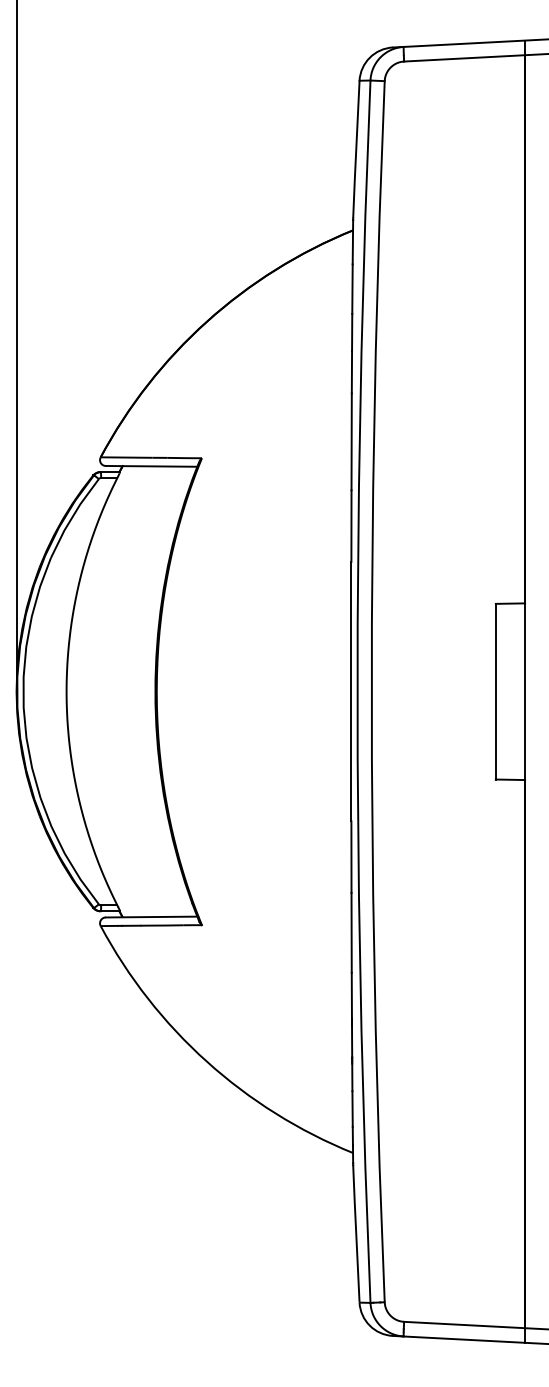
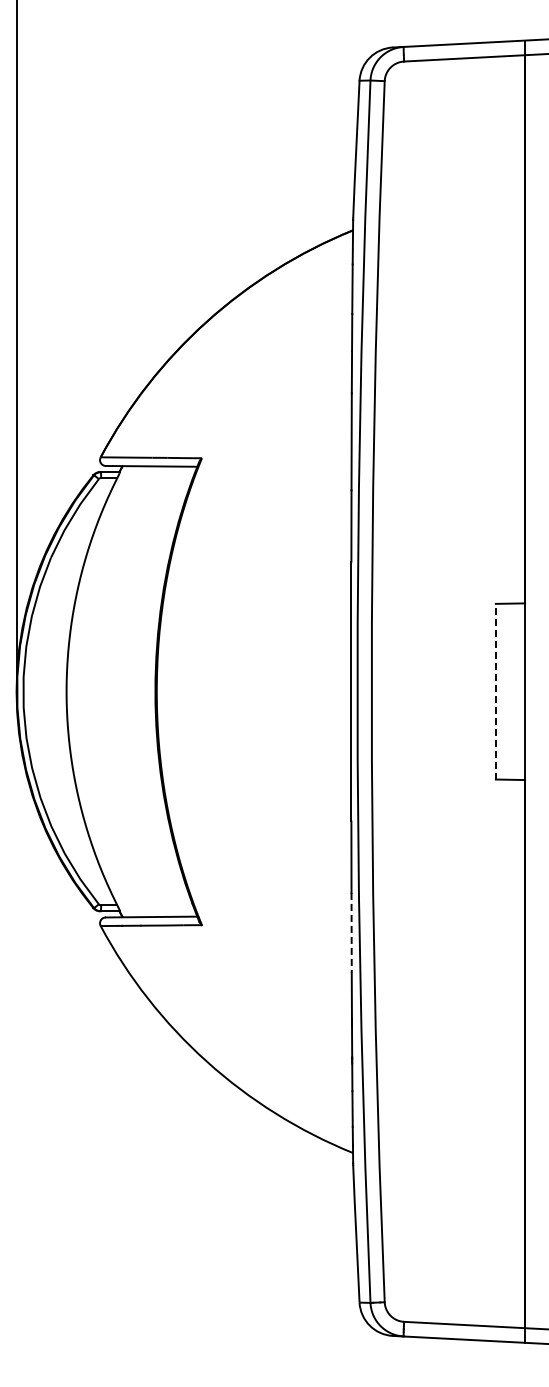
line: solid -> dashed (495, 691)
line: solid -> dashed (351, 932)
